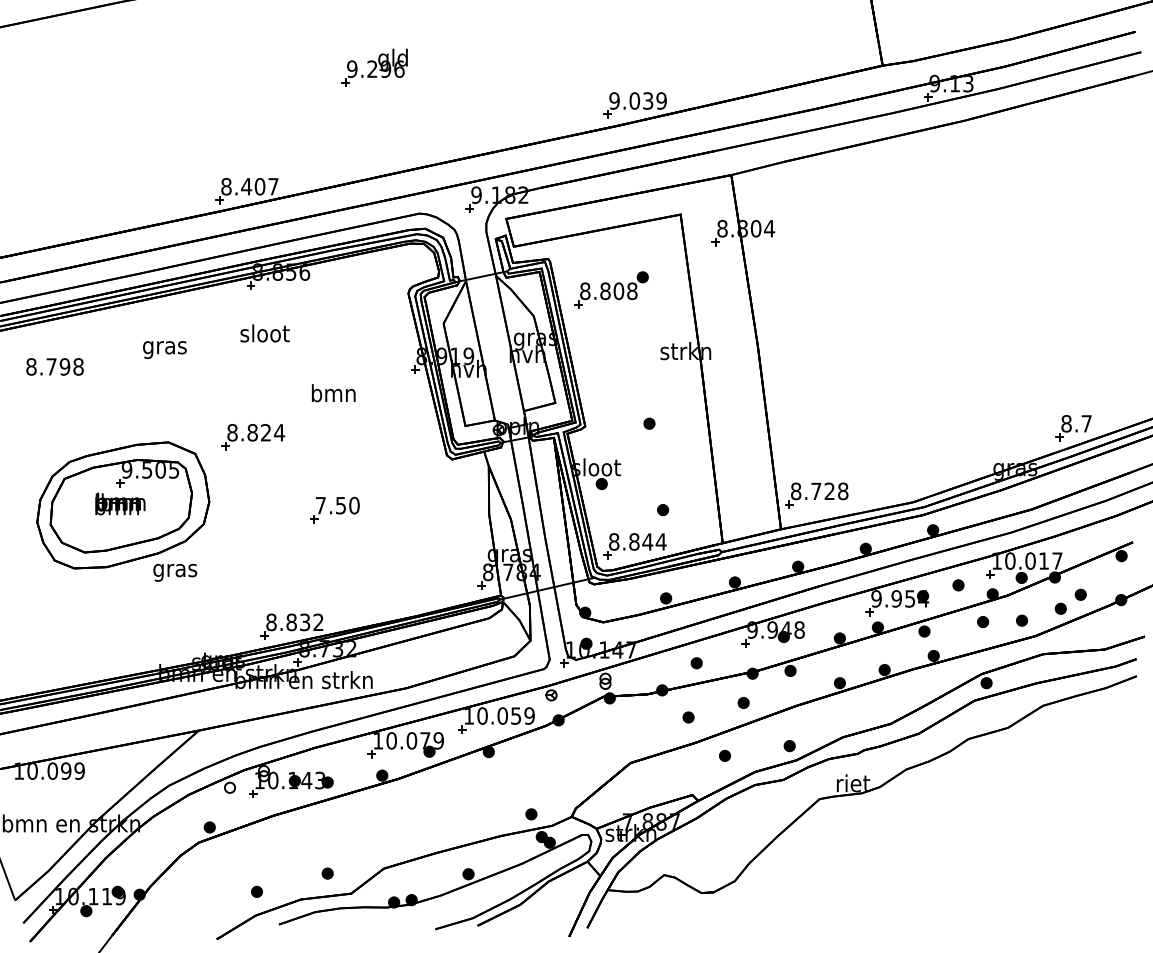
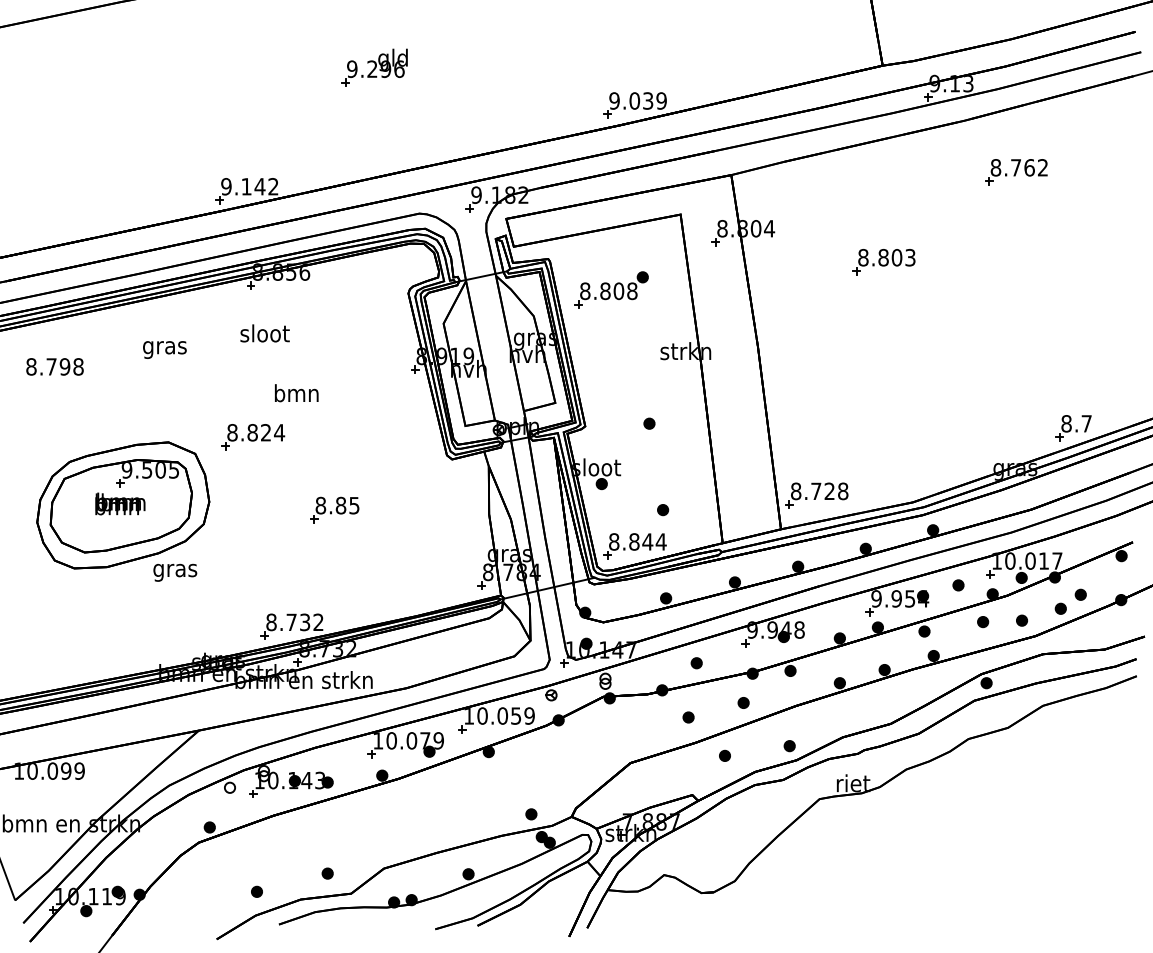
part: none -> present (1016, 172)
text: 8.407 -> 9.142 (249, 186)
part: none -> present (883, 262)
text position: (333, 393) -> (296, 393) (296, 393)
text: 7.50 -> 8.85 (337, 505)
text: 8.832 -> 8.732 (291, 622)
